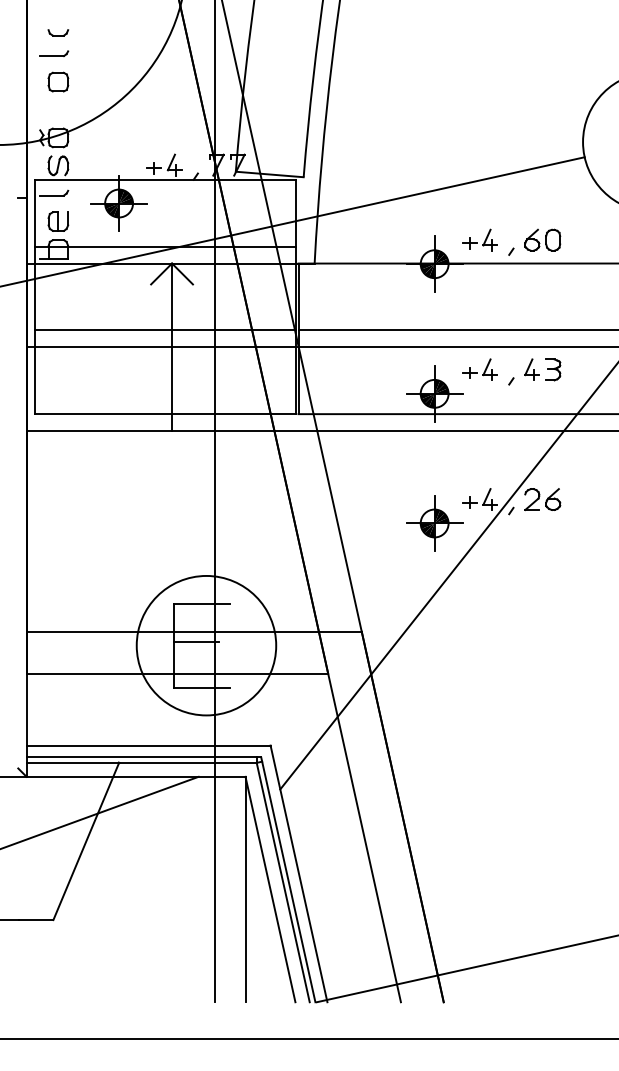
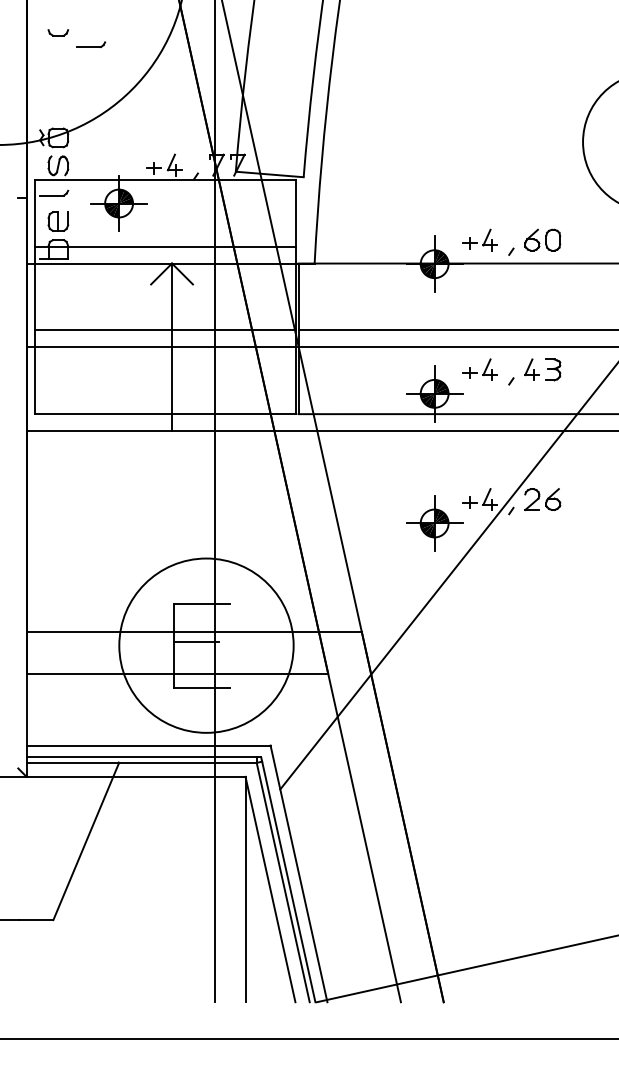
part position: (54, 53) -> (91, 44) (91, 44)
part: present -> none (58, 81)
line: present -> none (293, 221)
circle diameter: 139 px -> 174 px (206, 645)
line: present -> none (100, 812)
